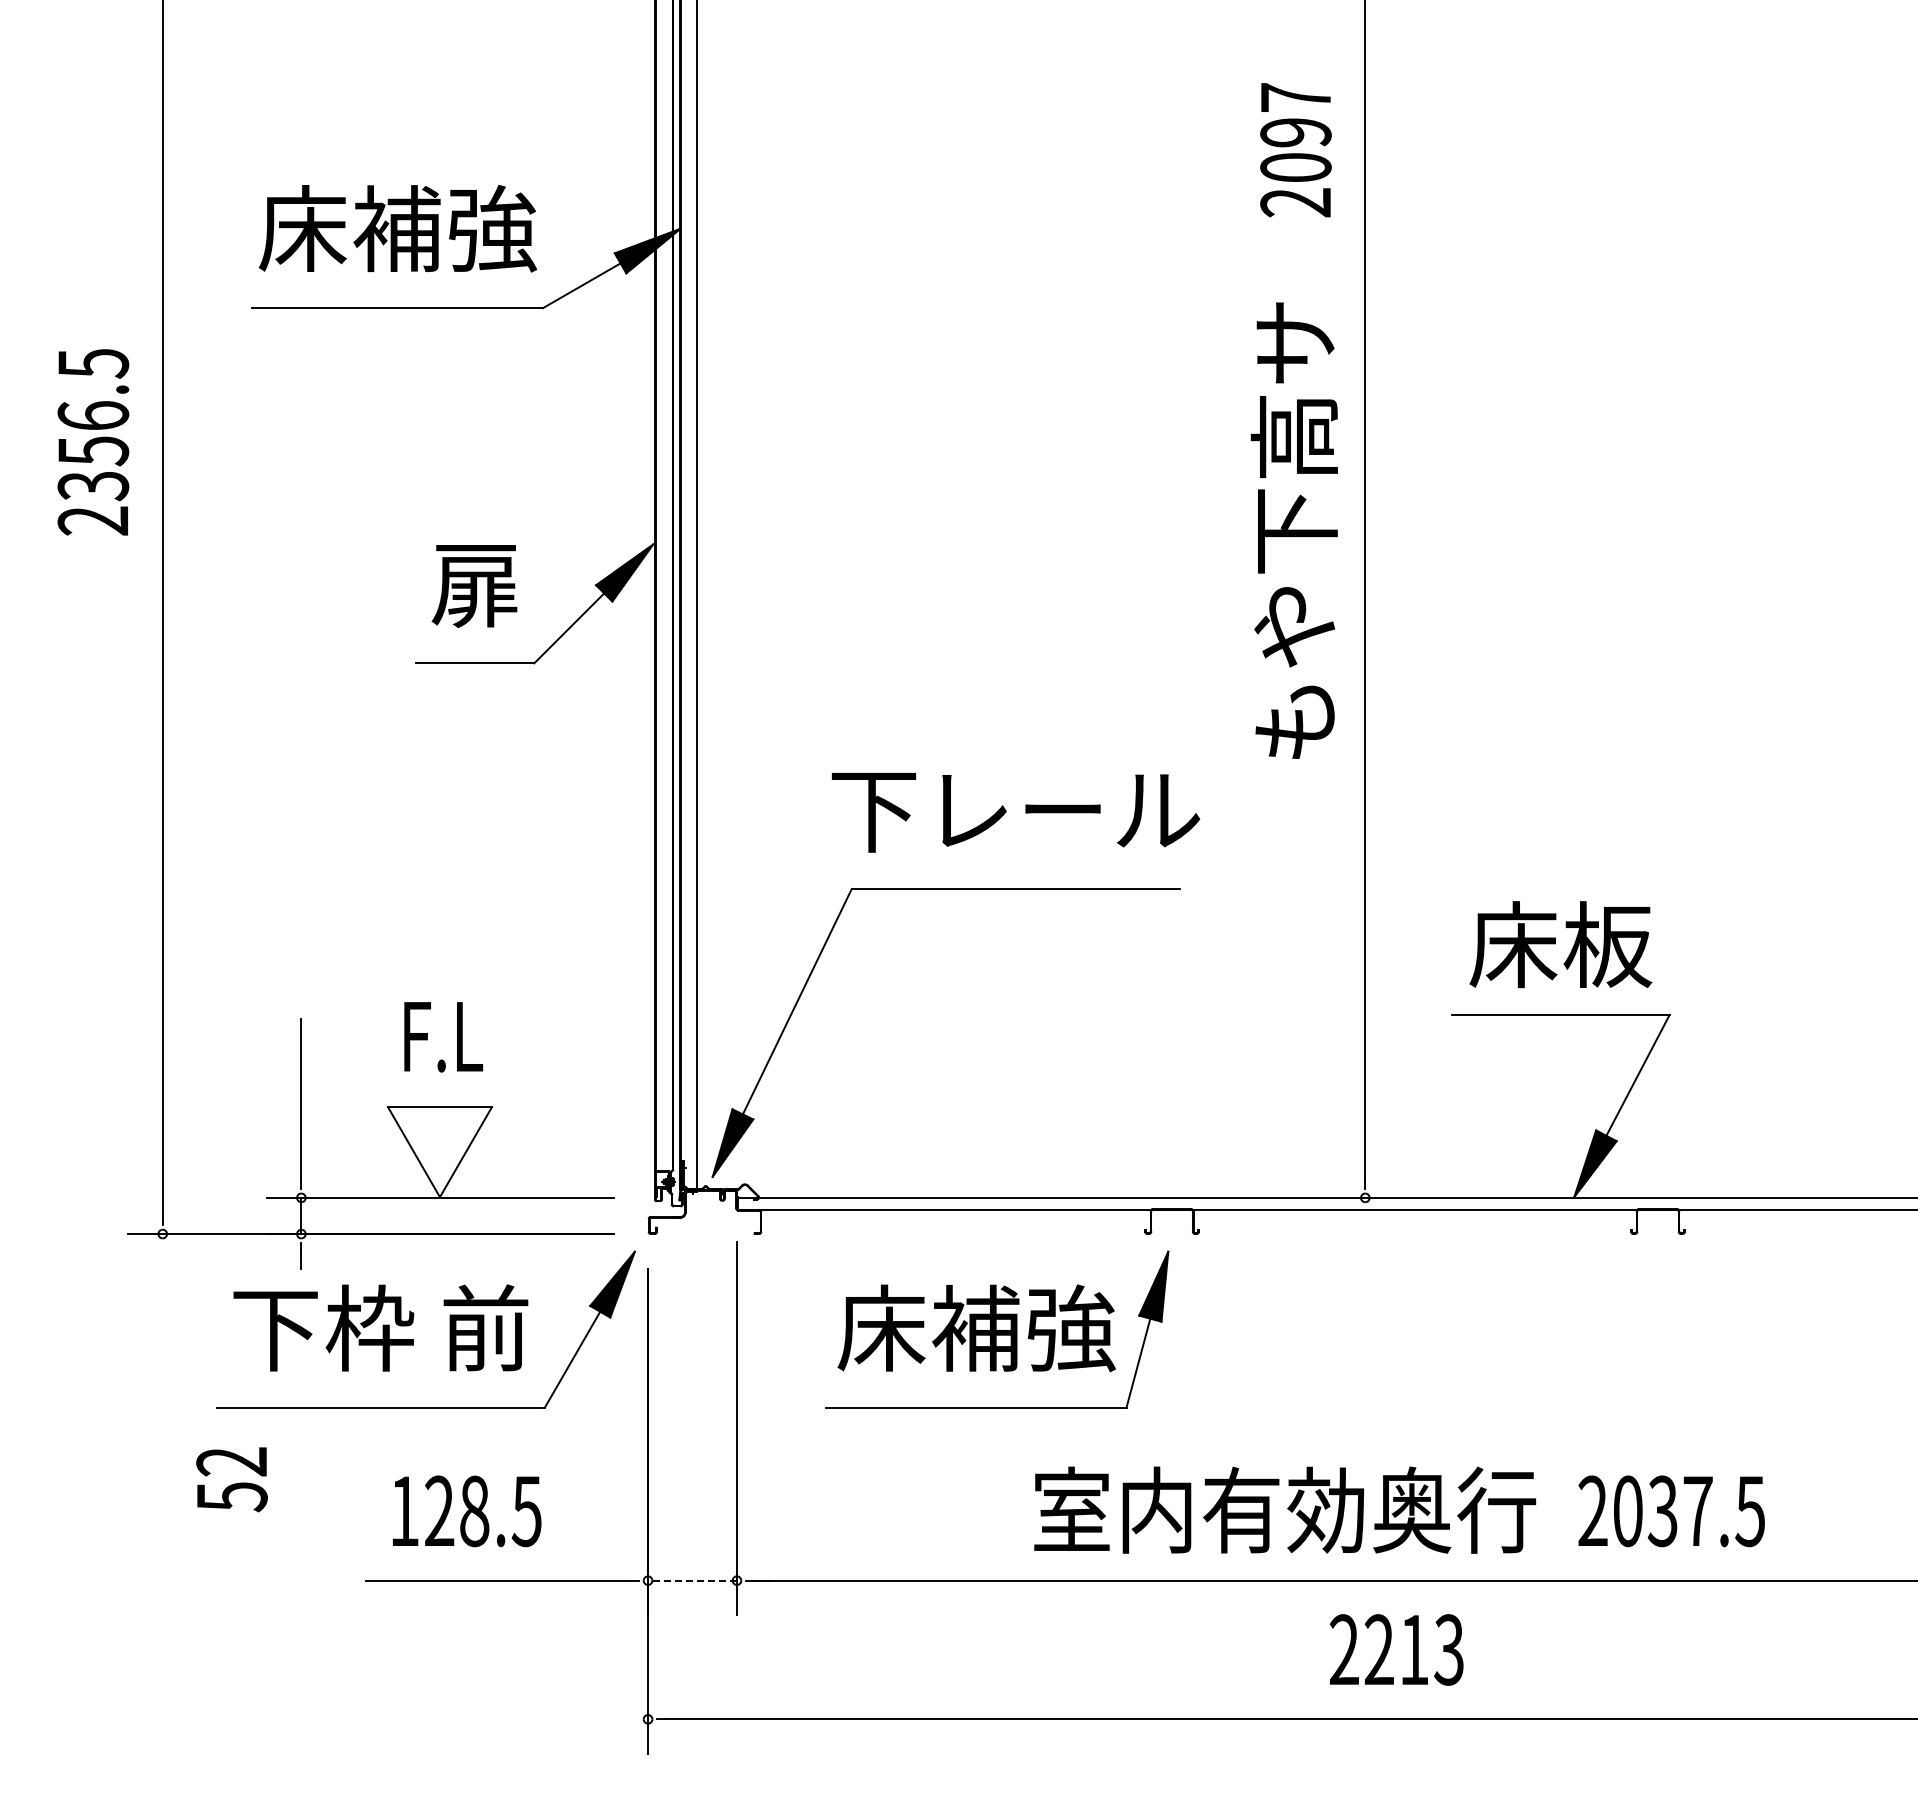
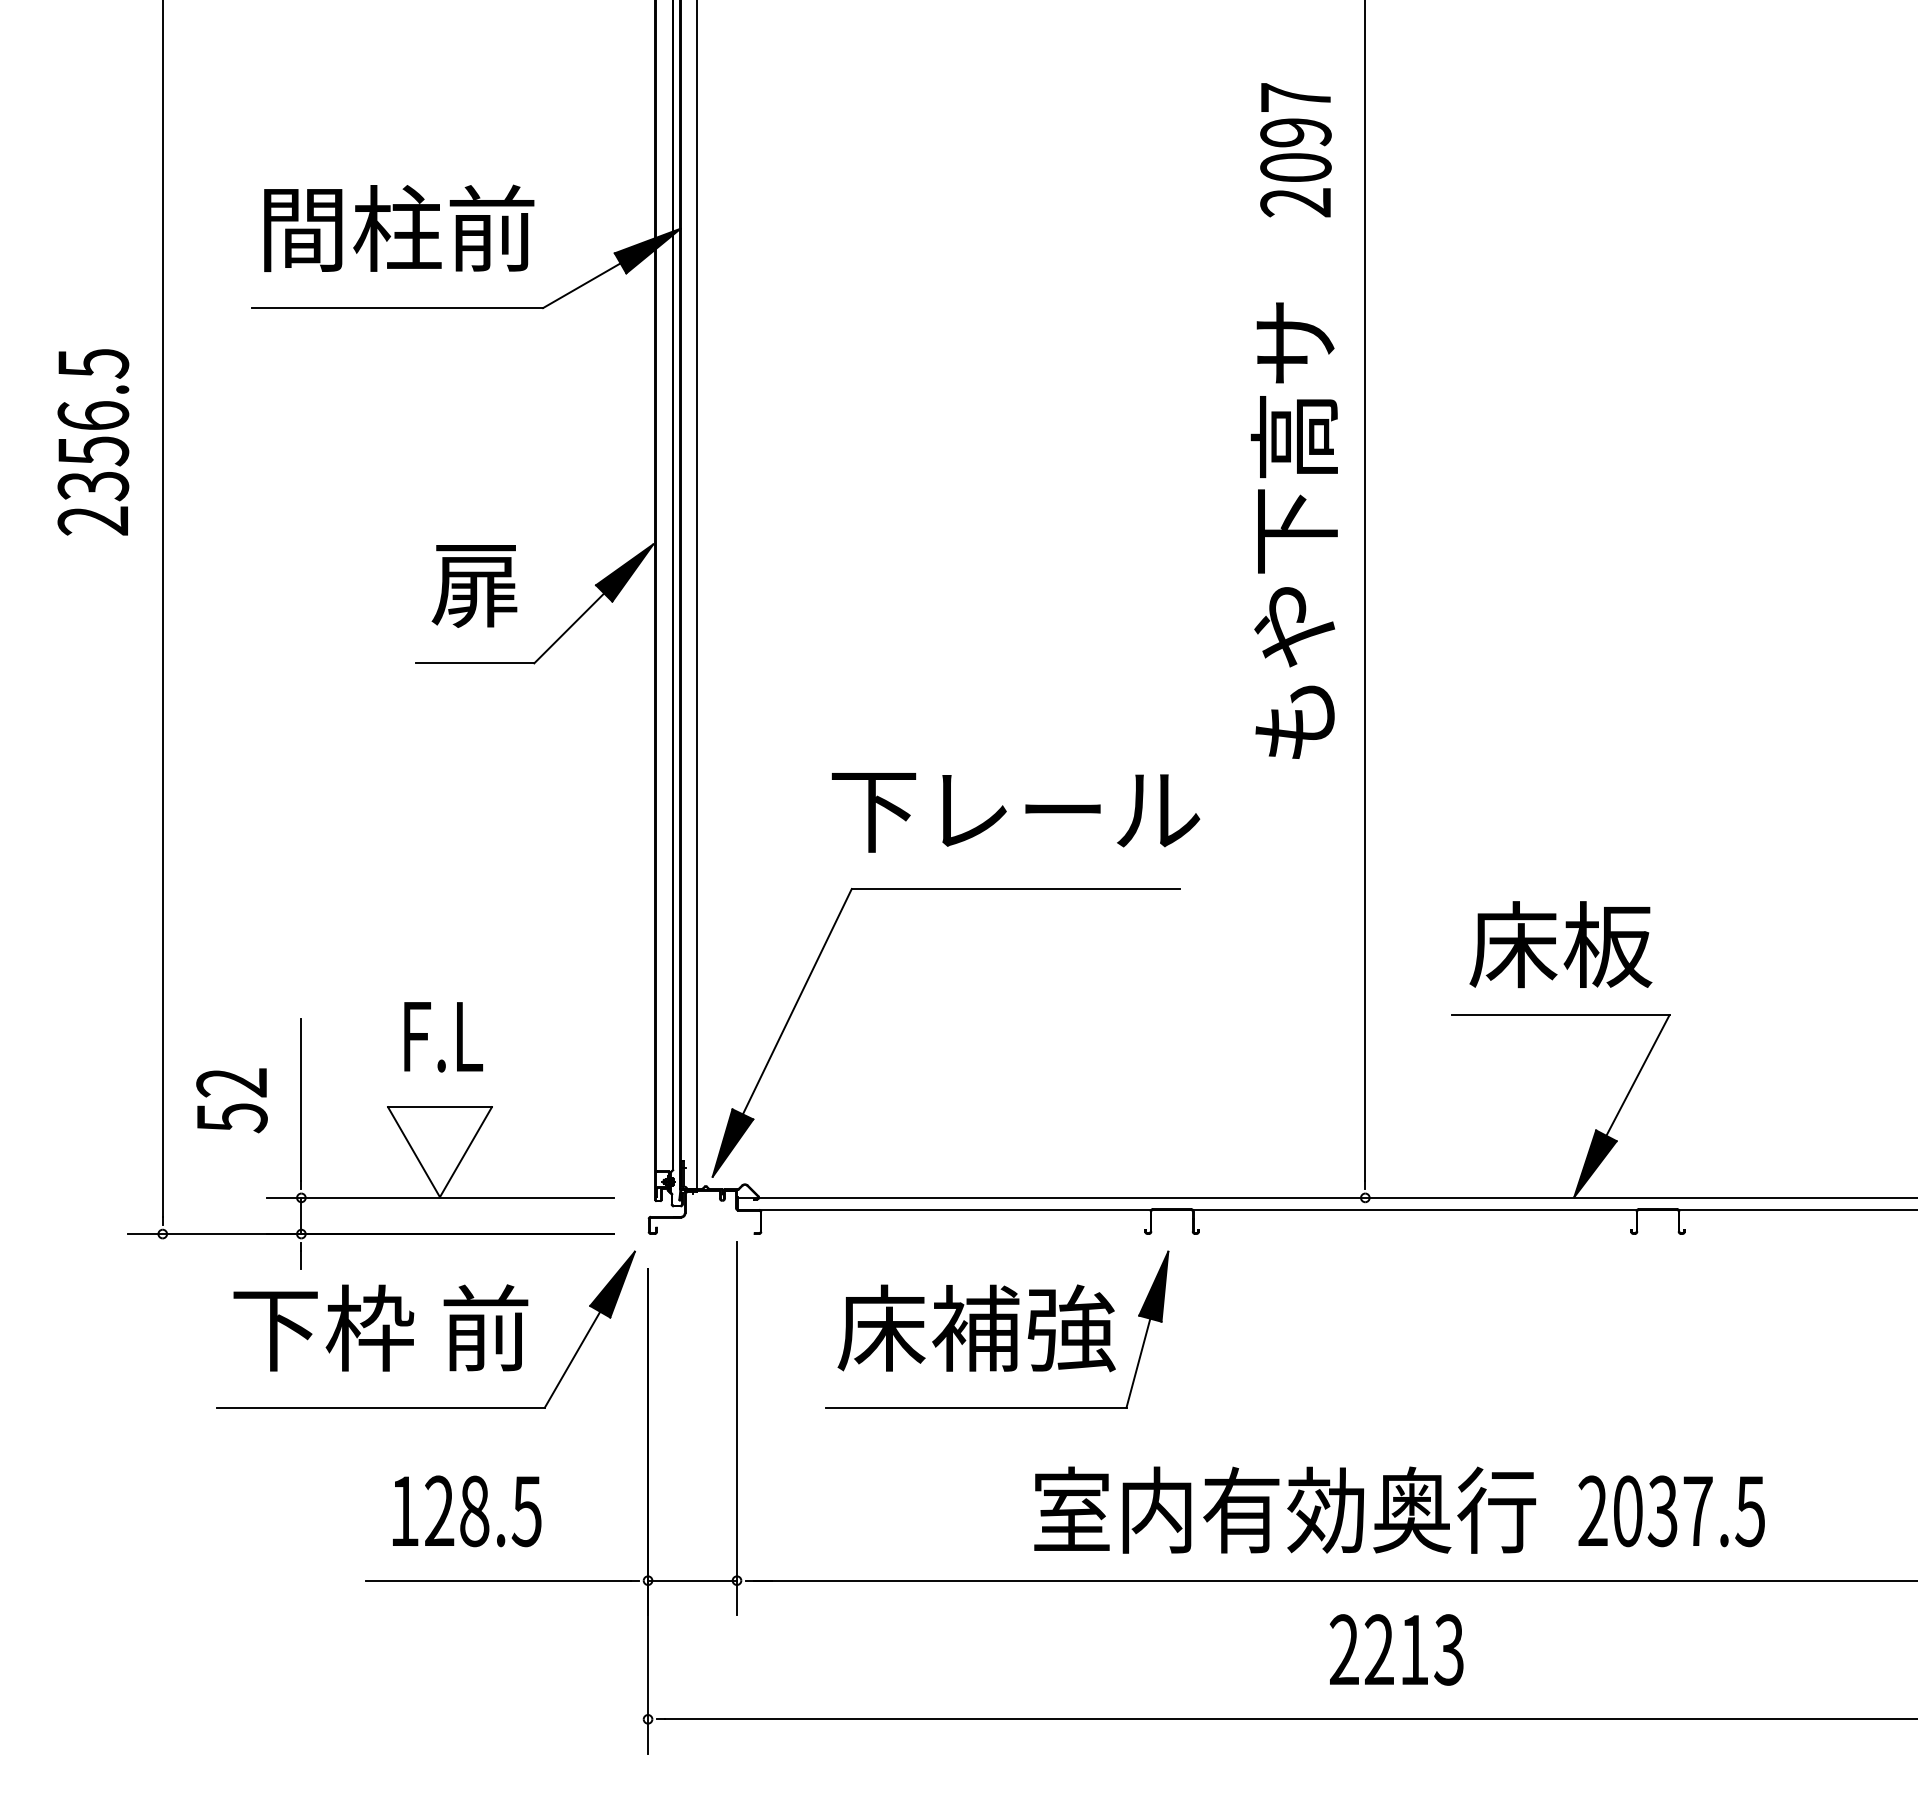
text: 床補強 -> 間柱前 (397, 228)
text position: (231, 1479) -> (231, 1100) (231, 1100)
line: dashed -> solid (692, 1580)
